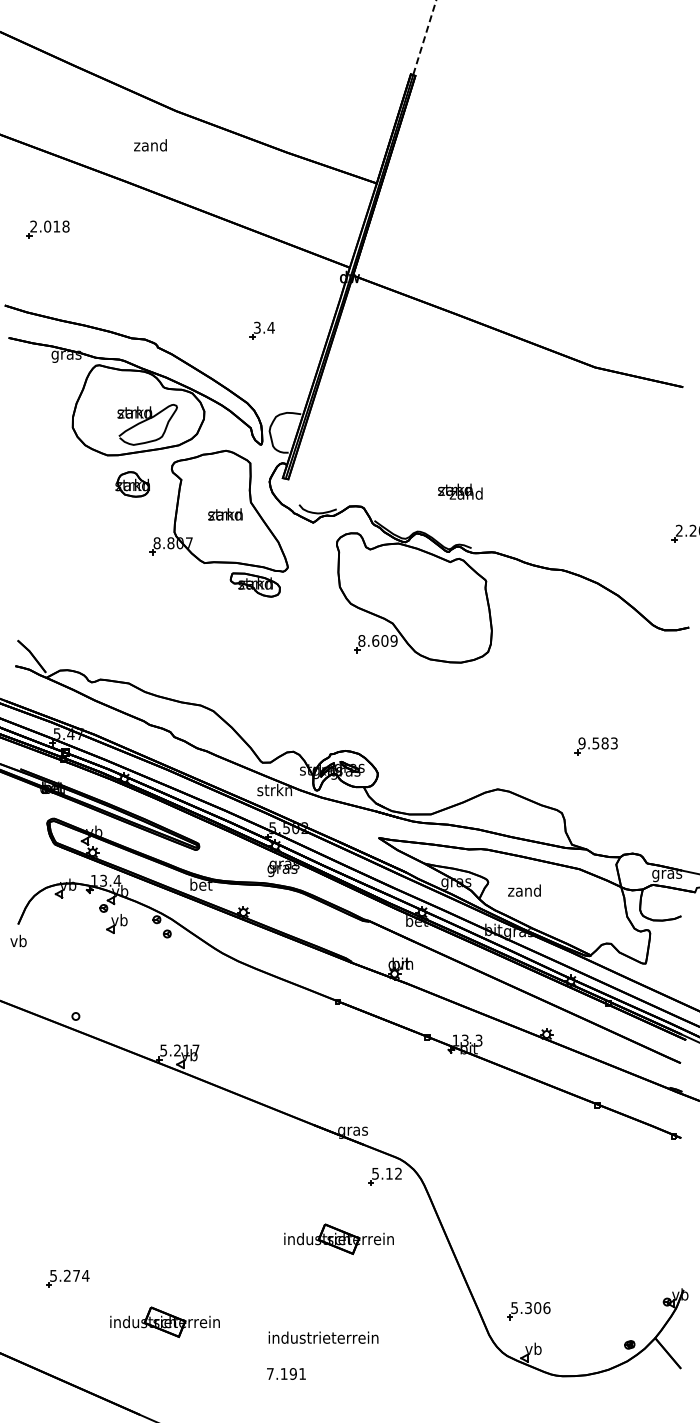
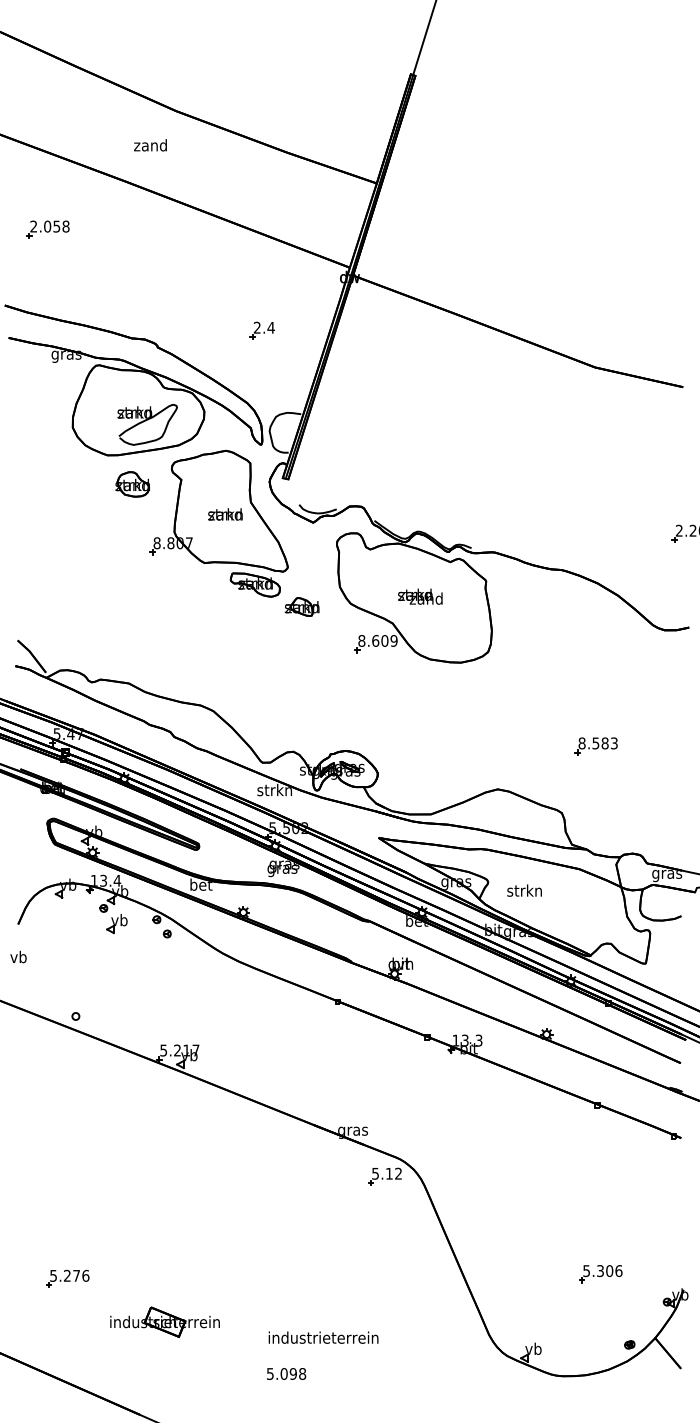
line: dashed -> solid (424, 37)
text: 2.018 -> 2.058 (56, 226)
text: 3.4 -> 2.4 (257, 327)
text position: (460, 491) -> (420, 596) (420, 596)
part: none -> present (301, 606)
text: 9.583 -> 8.583 (581, 743)
text: zand -> strkn (524, 890)
text position: (18, 940) -> (18, 956) (18, 956)
part: present -> none (338, 1238)
text: 5.274 -> 5.276 (85, 1275)
part position: (528, 1311) -> (600, 1274) (600, 1274)
text: 7.191 -> 5.098 (286, 1373)
